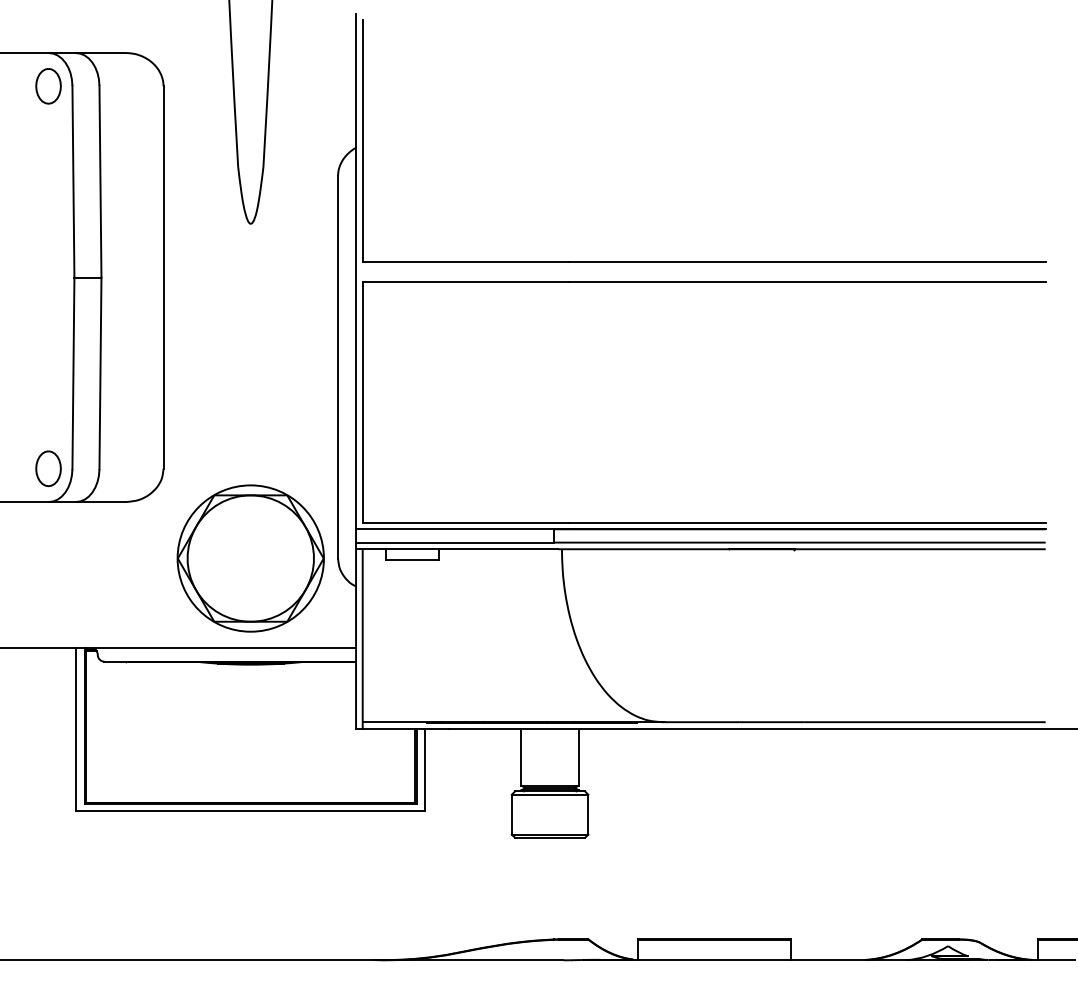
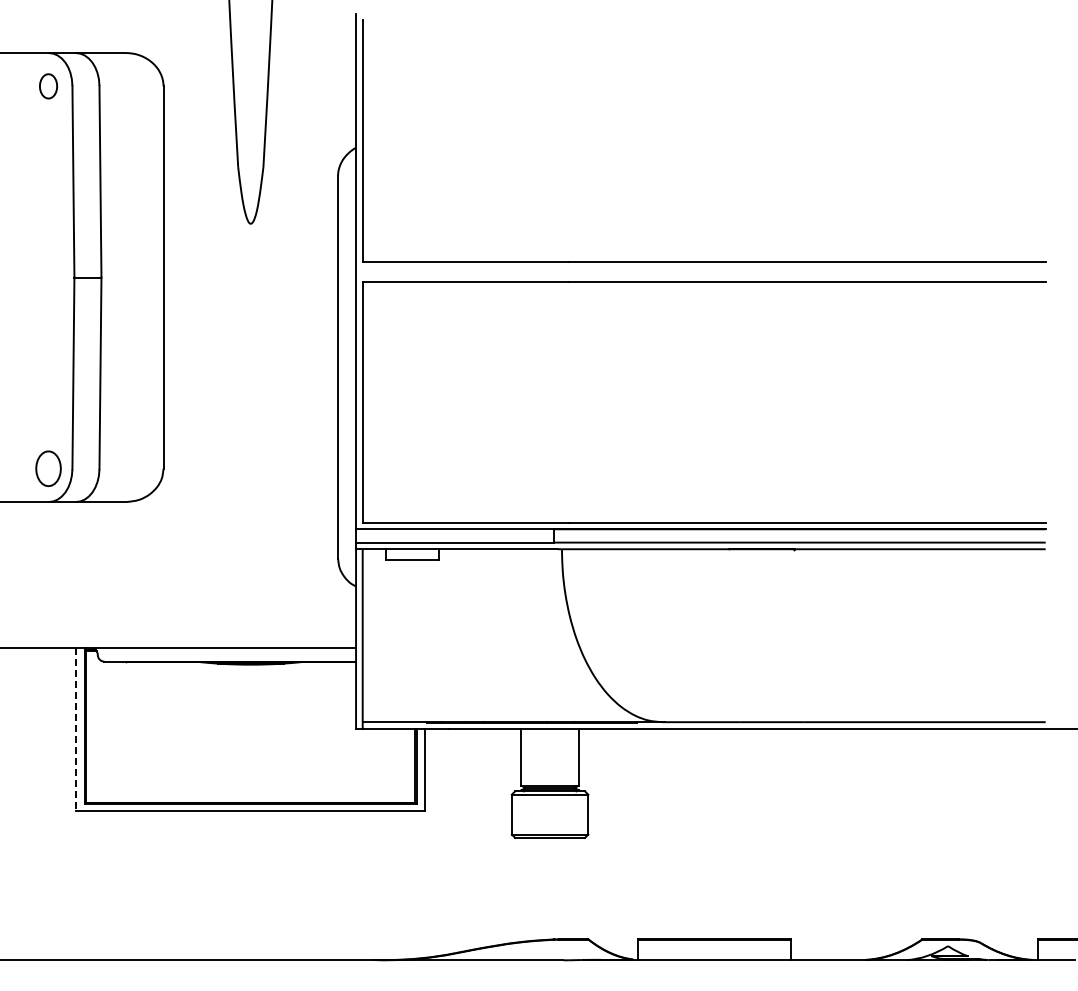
part size: 27x37 px -> 20x27 px (48, 86)
part: present -> none (250, 558)
line: solid -> dashed (76, 730)
